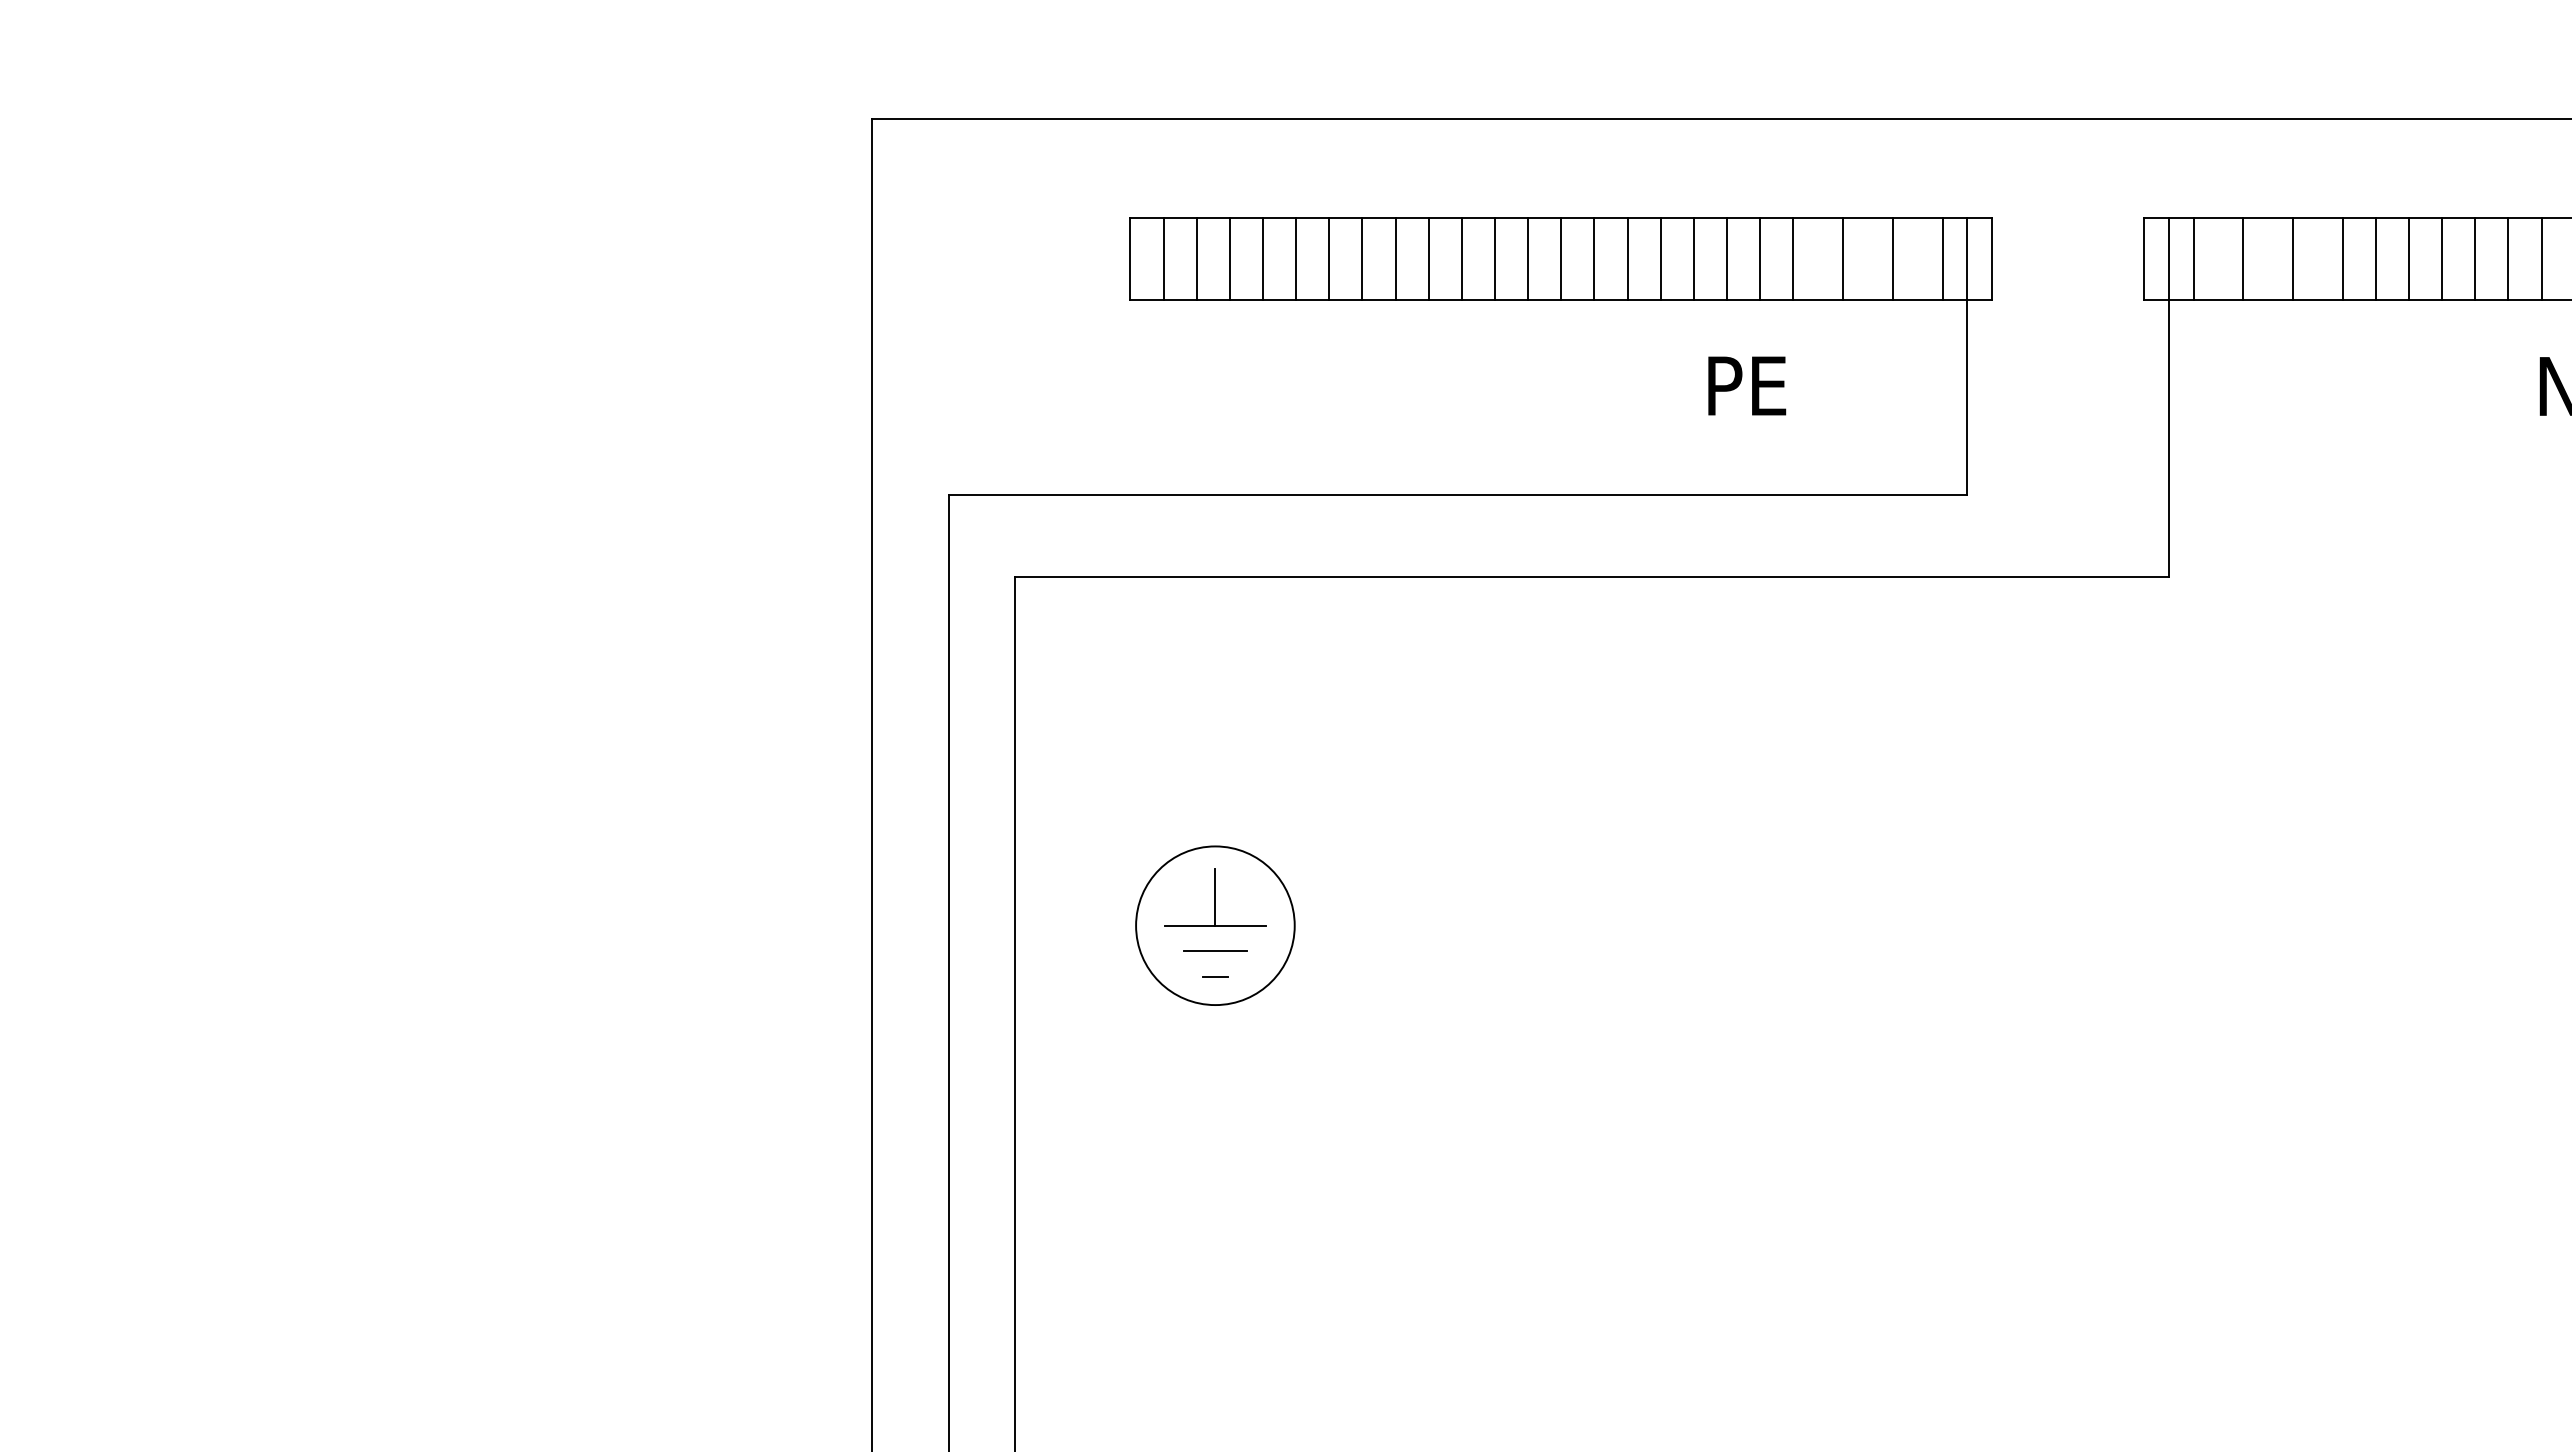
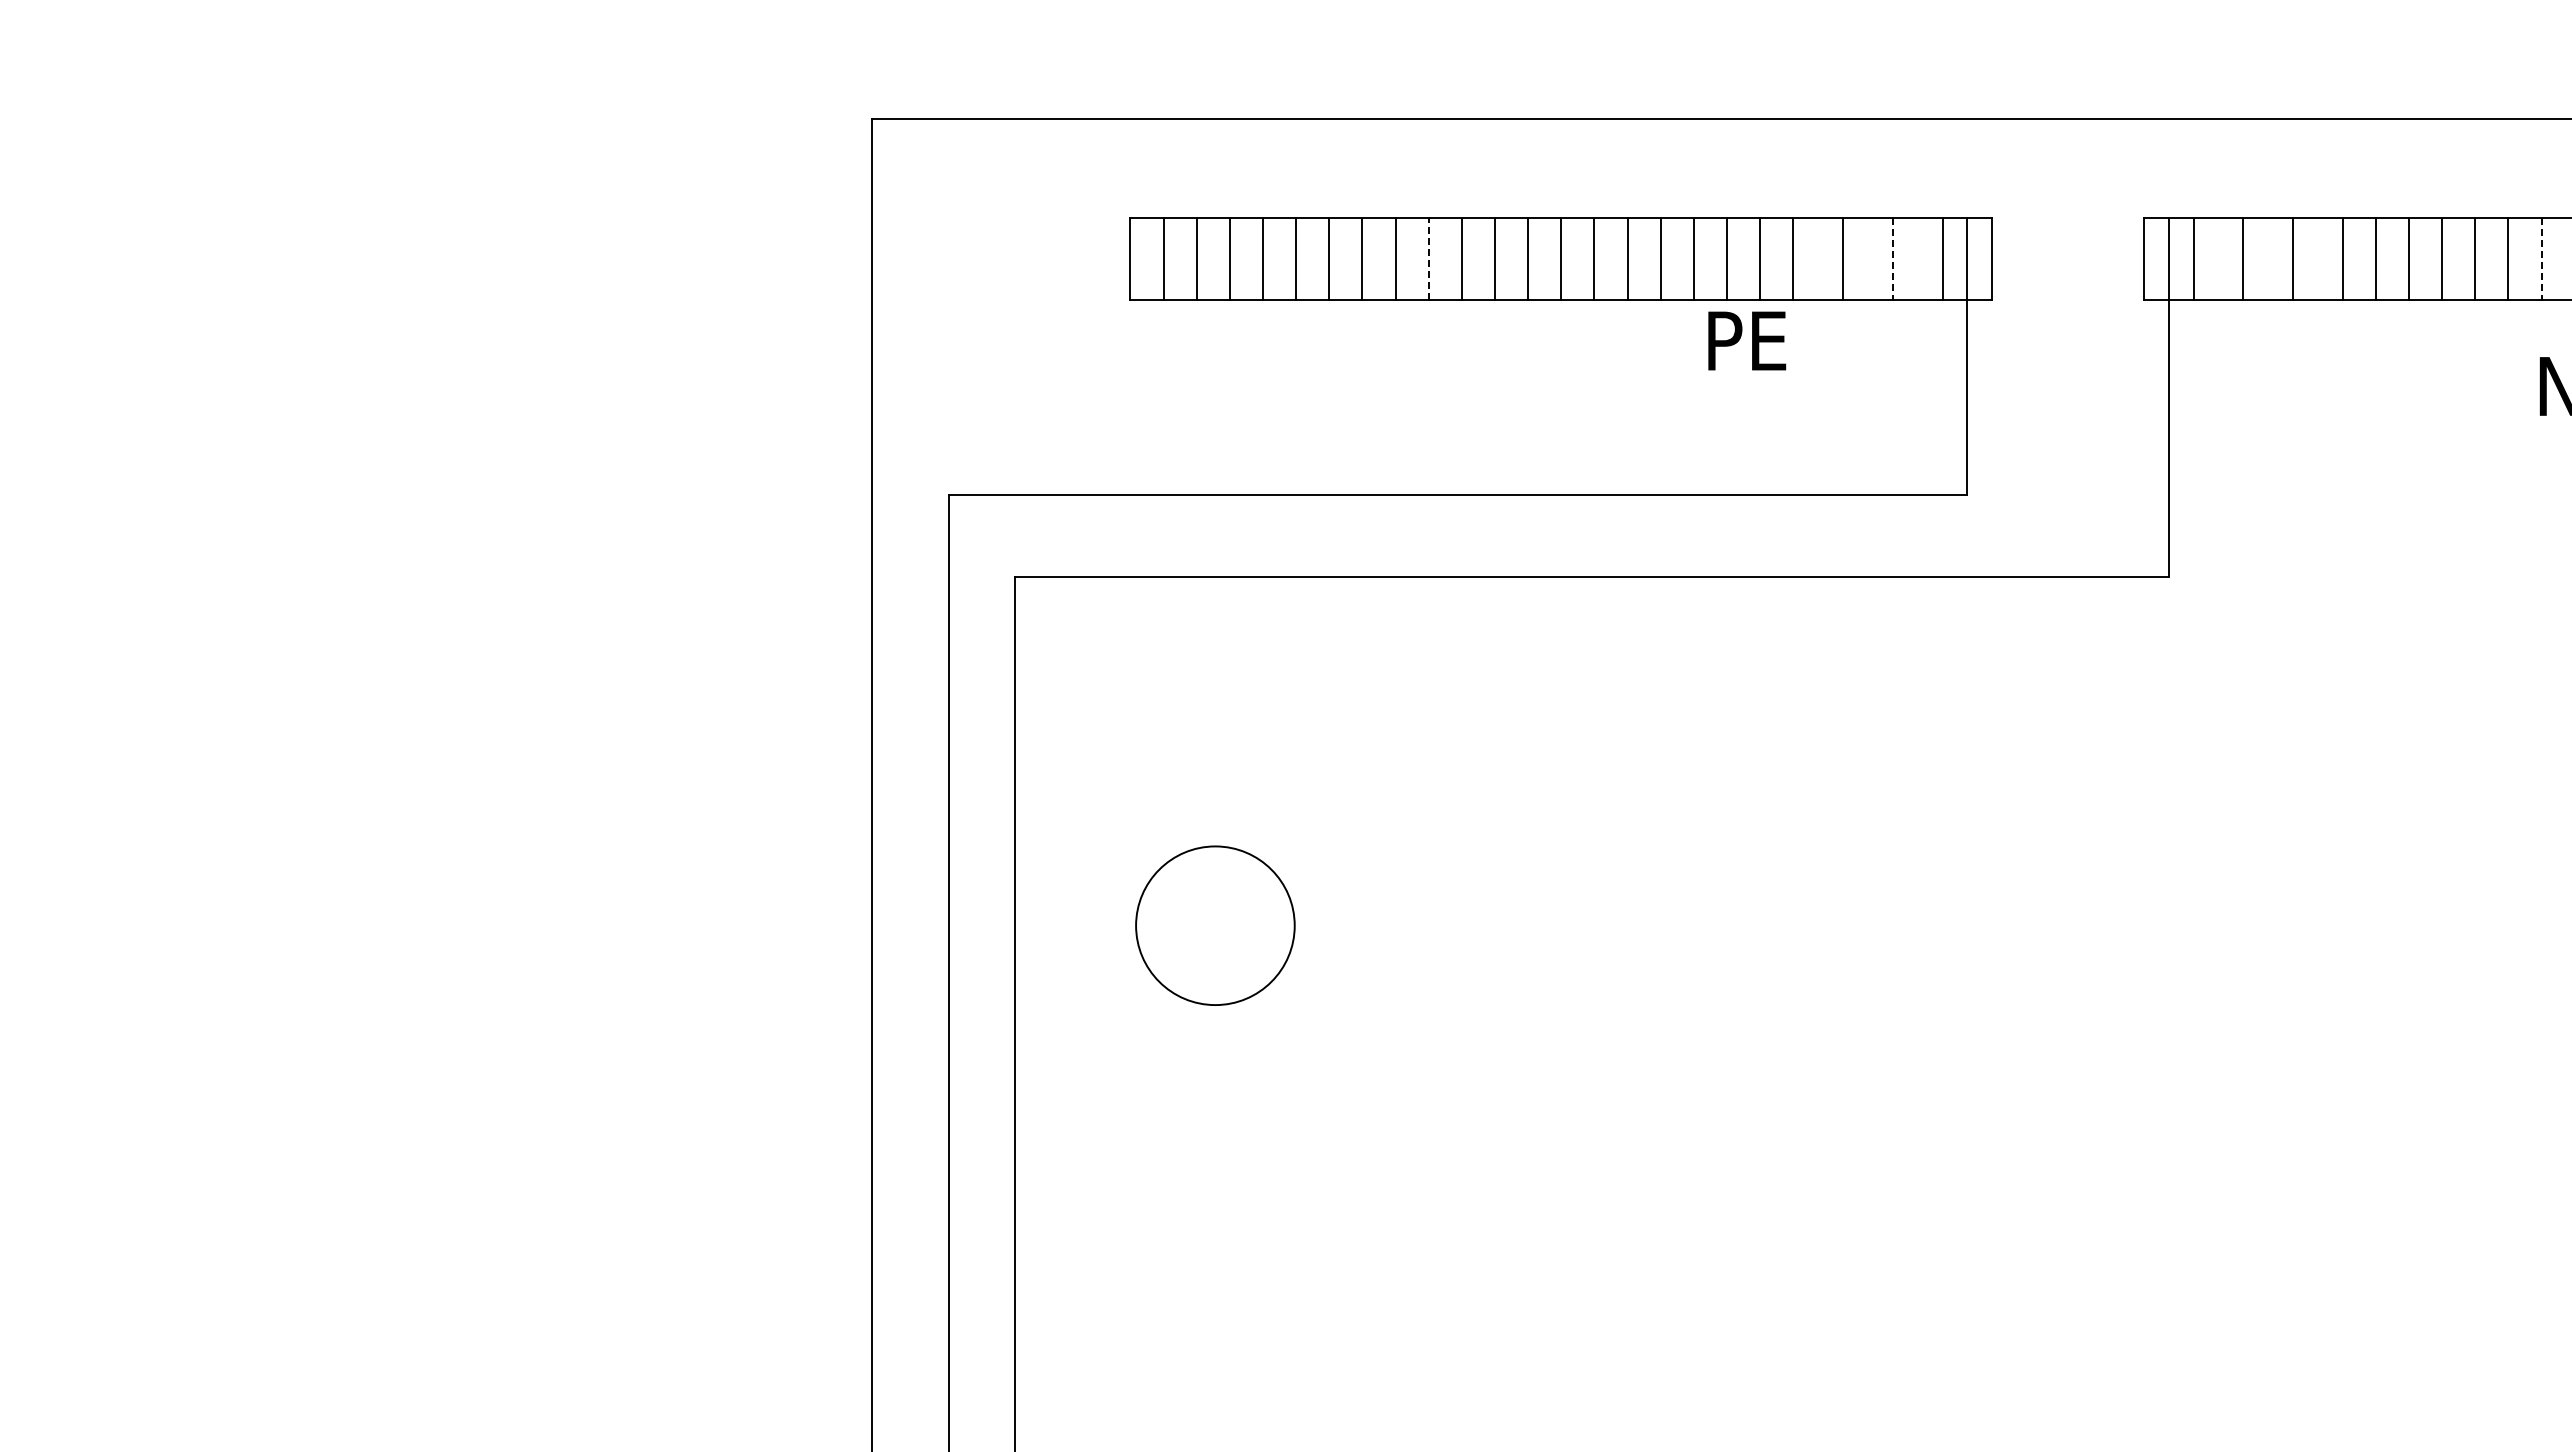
line: solid -> dashed (1428, 258)
line: solid -> dashed (1892, 259)
line: solid -> dashed (2541, 259)
text position: (1747, 385) -> (1747, 340) (1747, 340)
part: present -> none (1215, 897)
line: present -> none (1215, 951)
line: present -> none (1215, 976)
